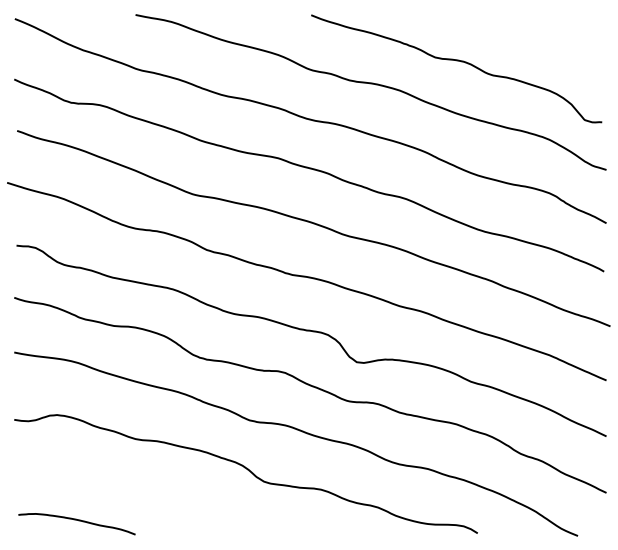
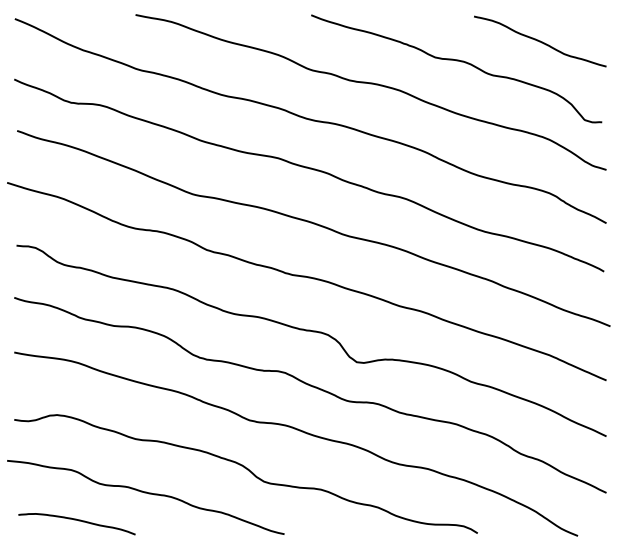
curve: none -> present (540, 41)
curve: none -> present (145, 493)
